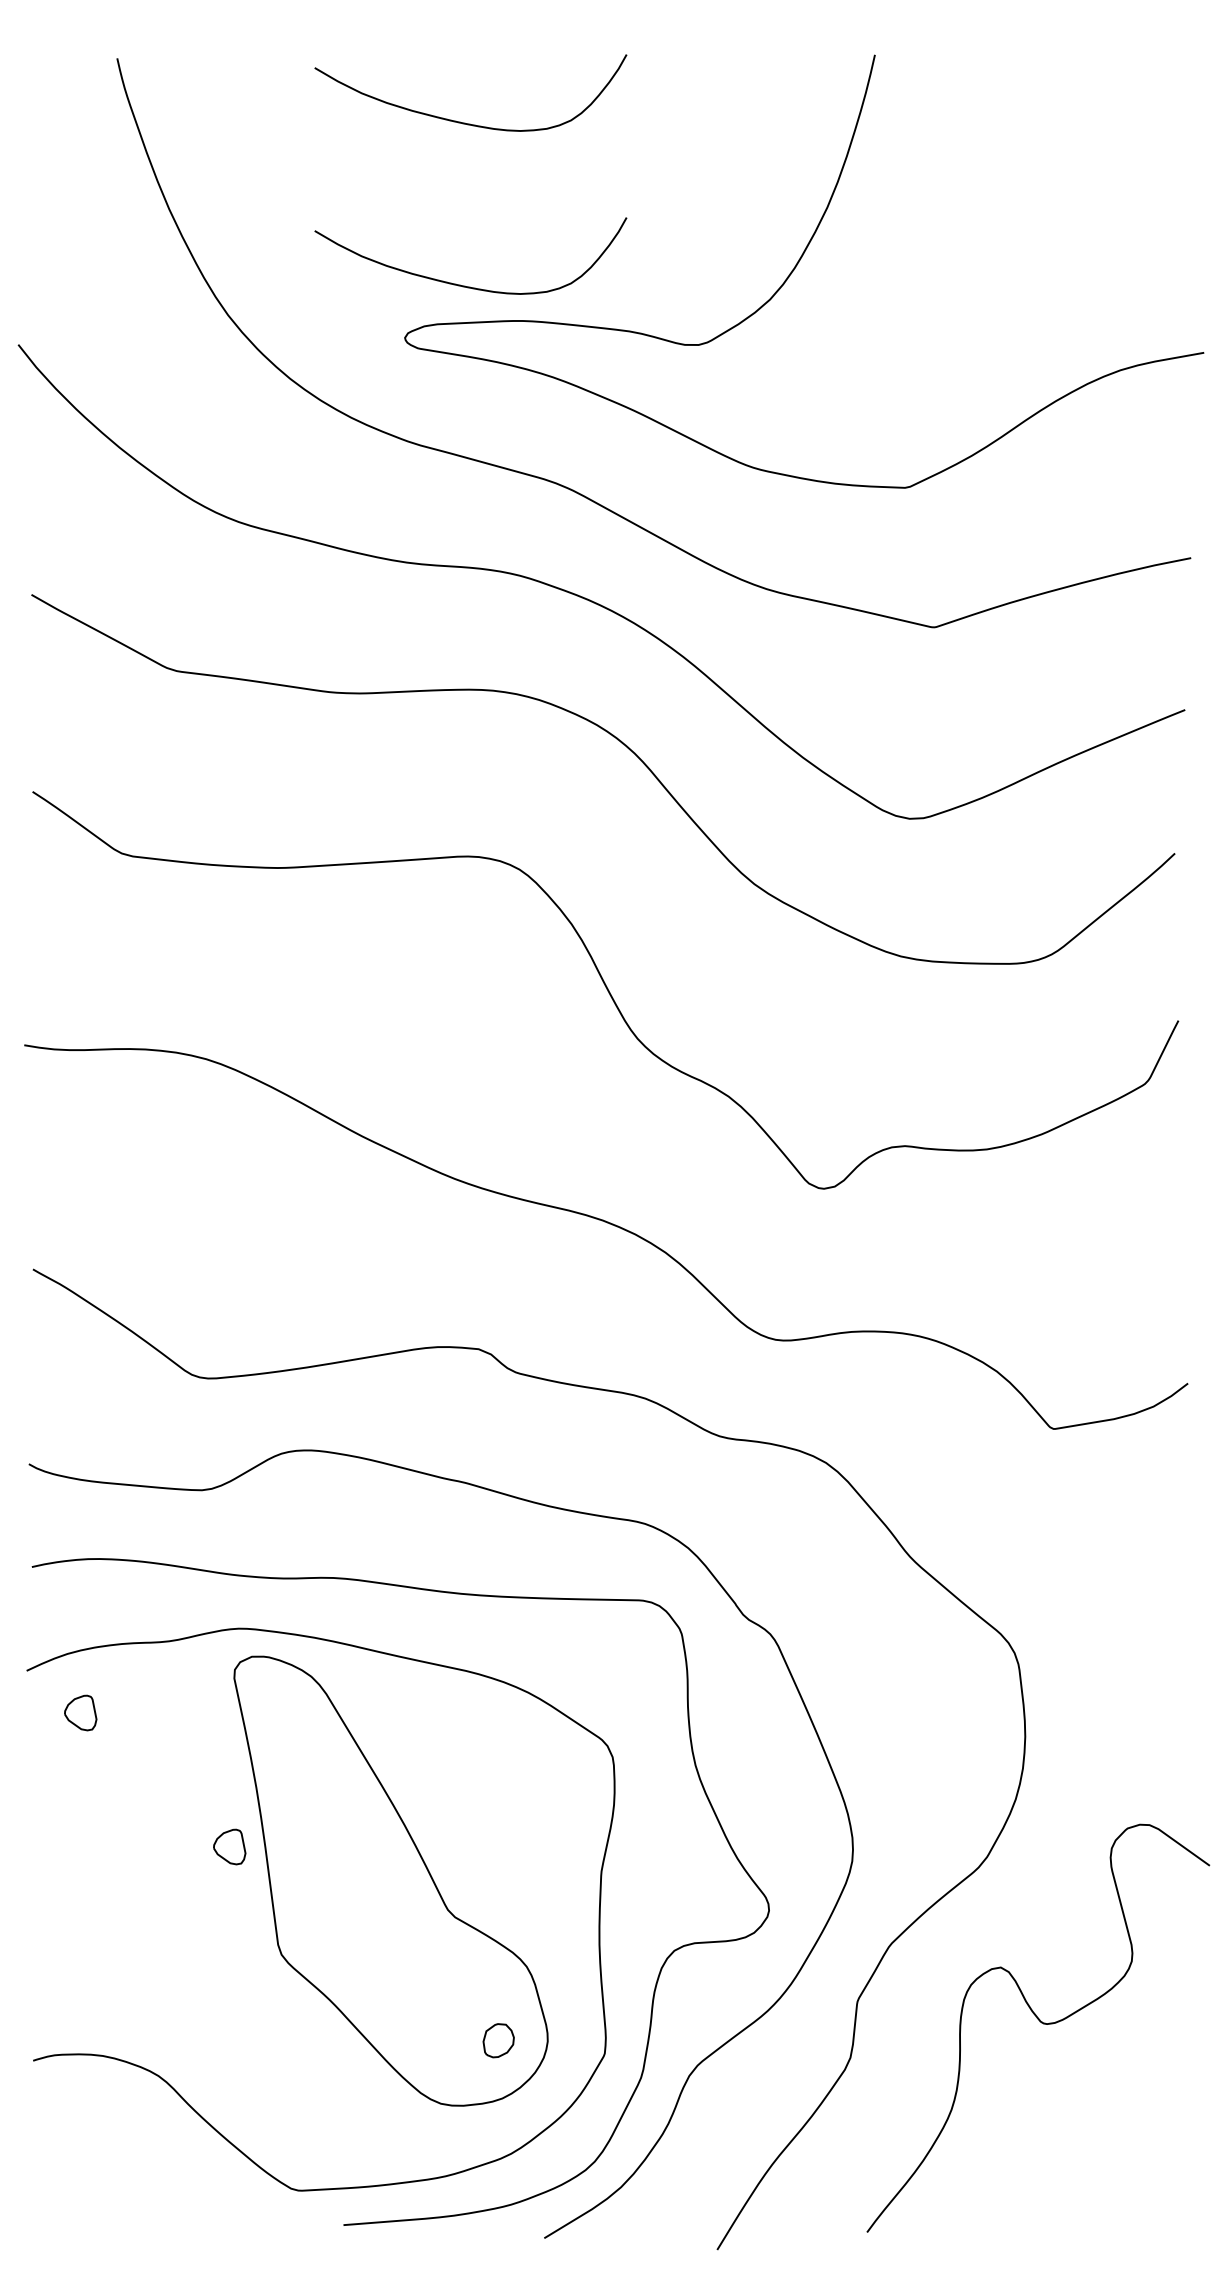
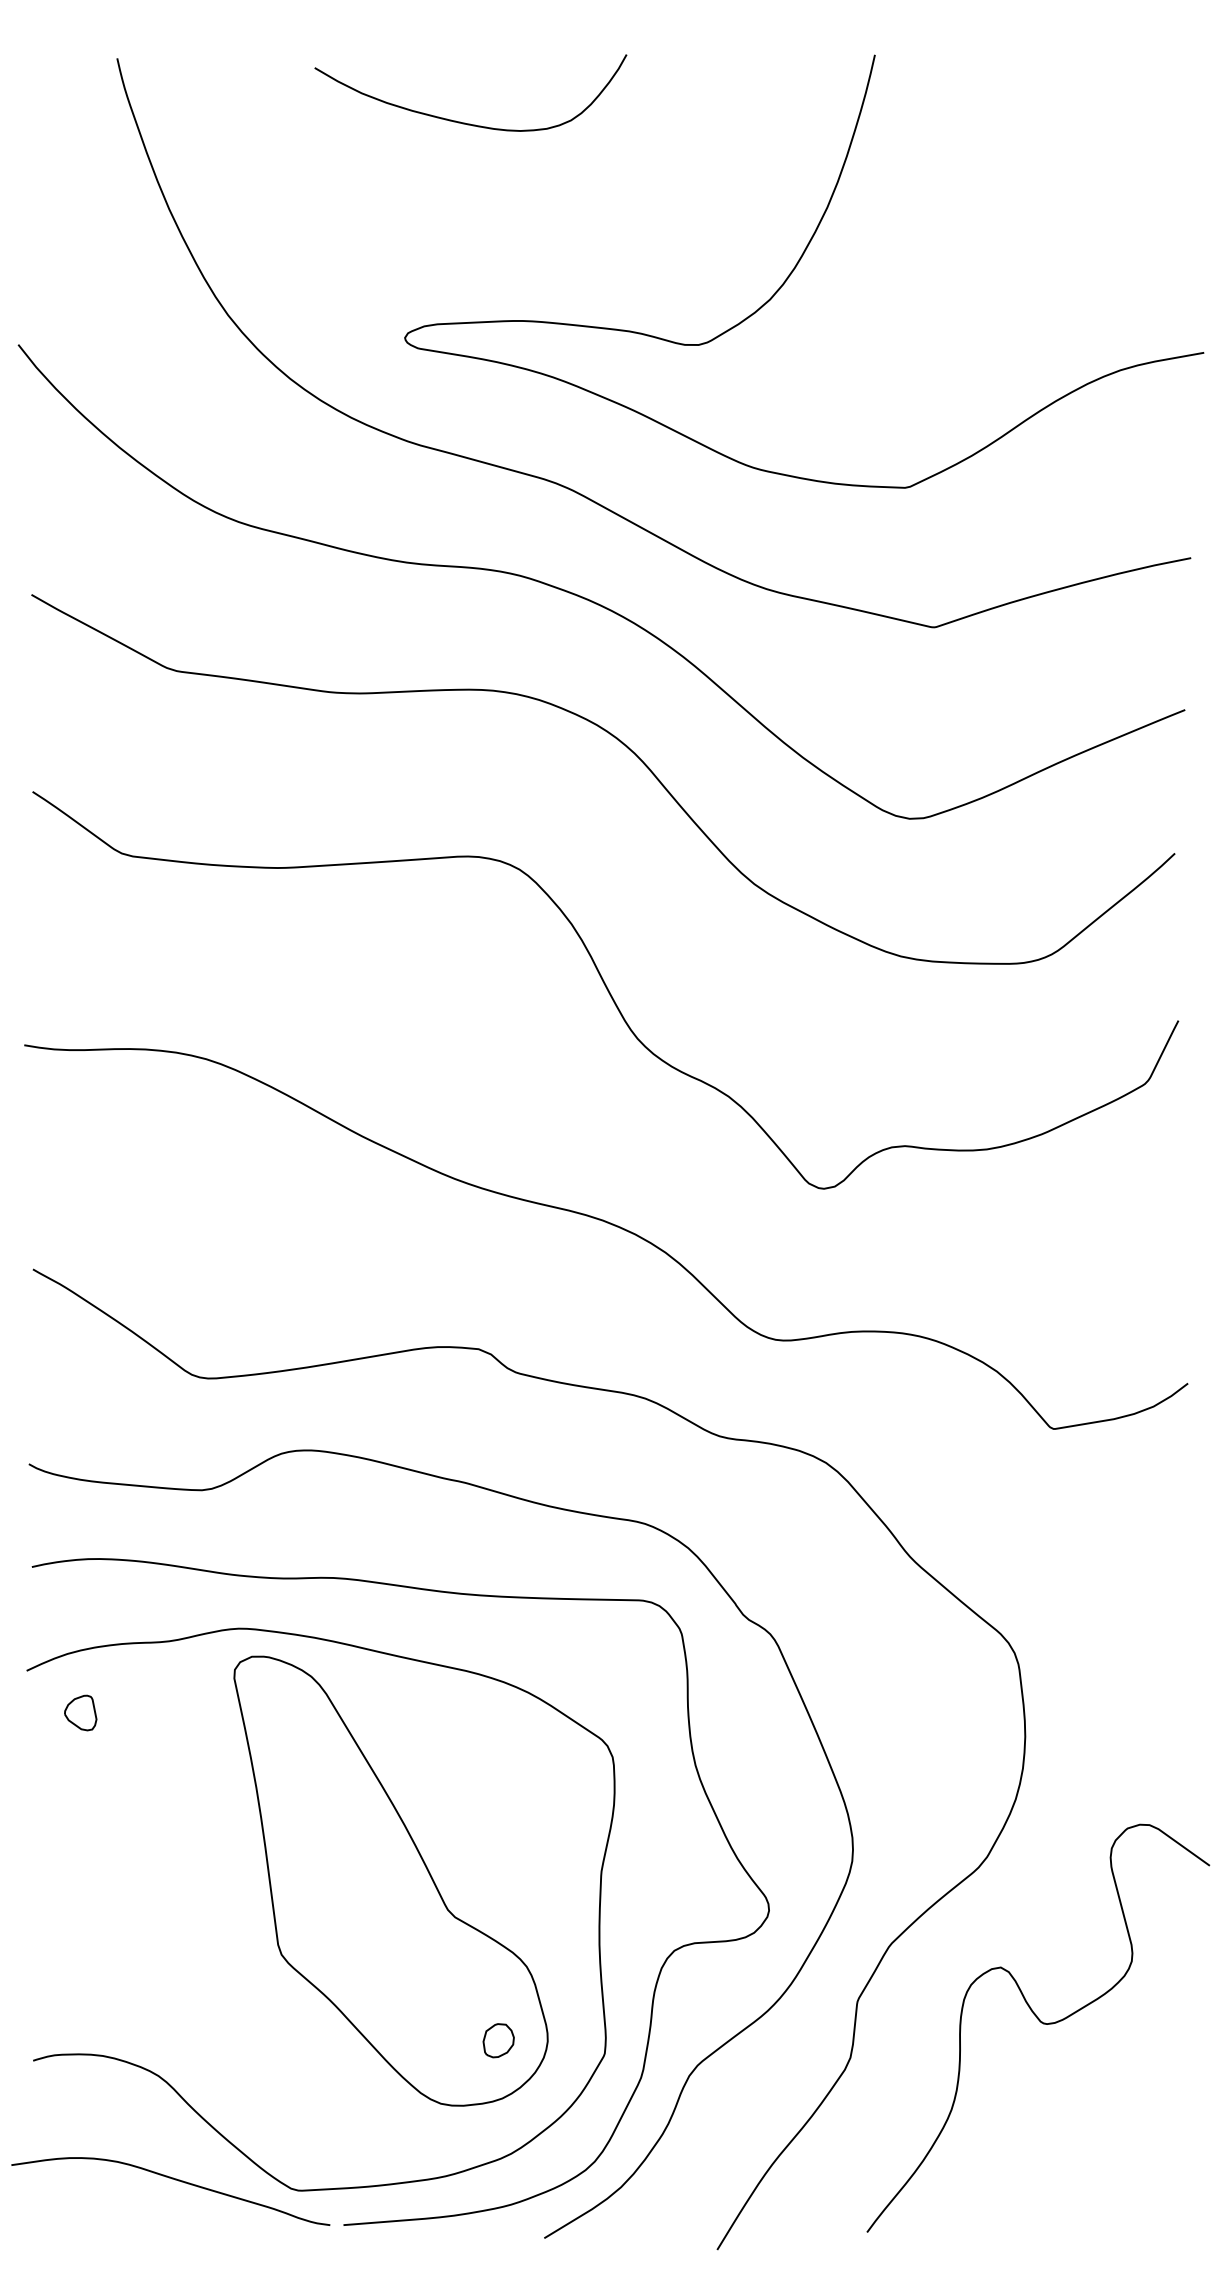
curve: present -> none (465, 285)
part: present -> none (229, 1846)
curve: none -> present (175, 2180)
